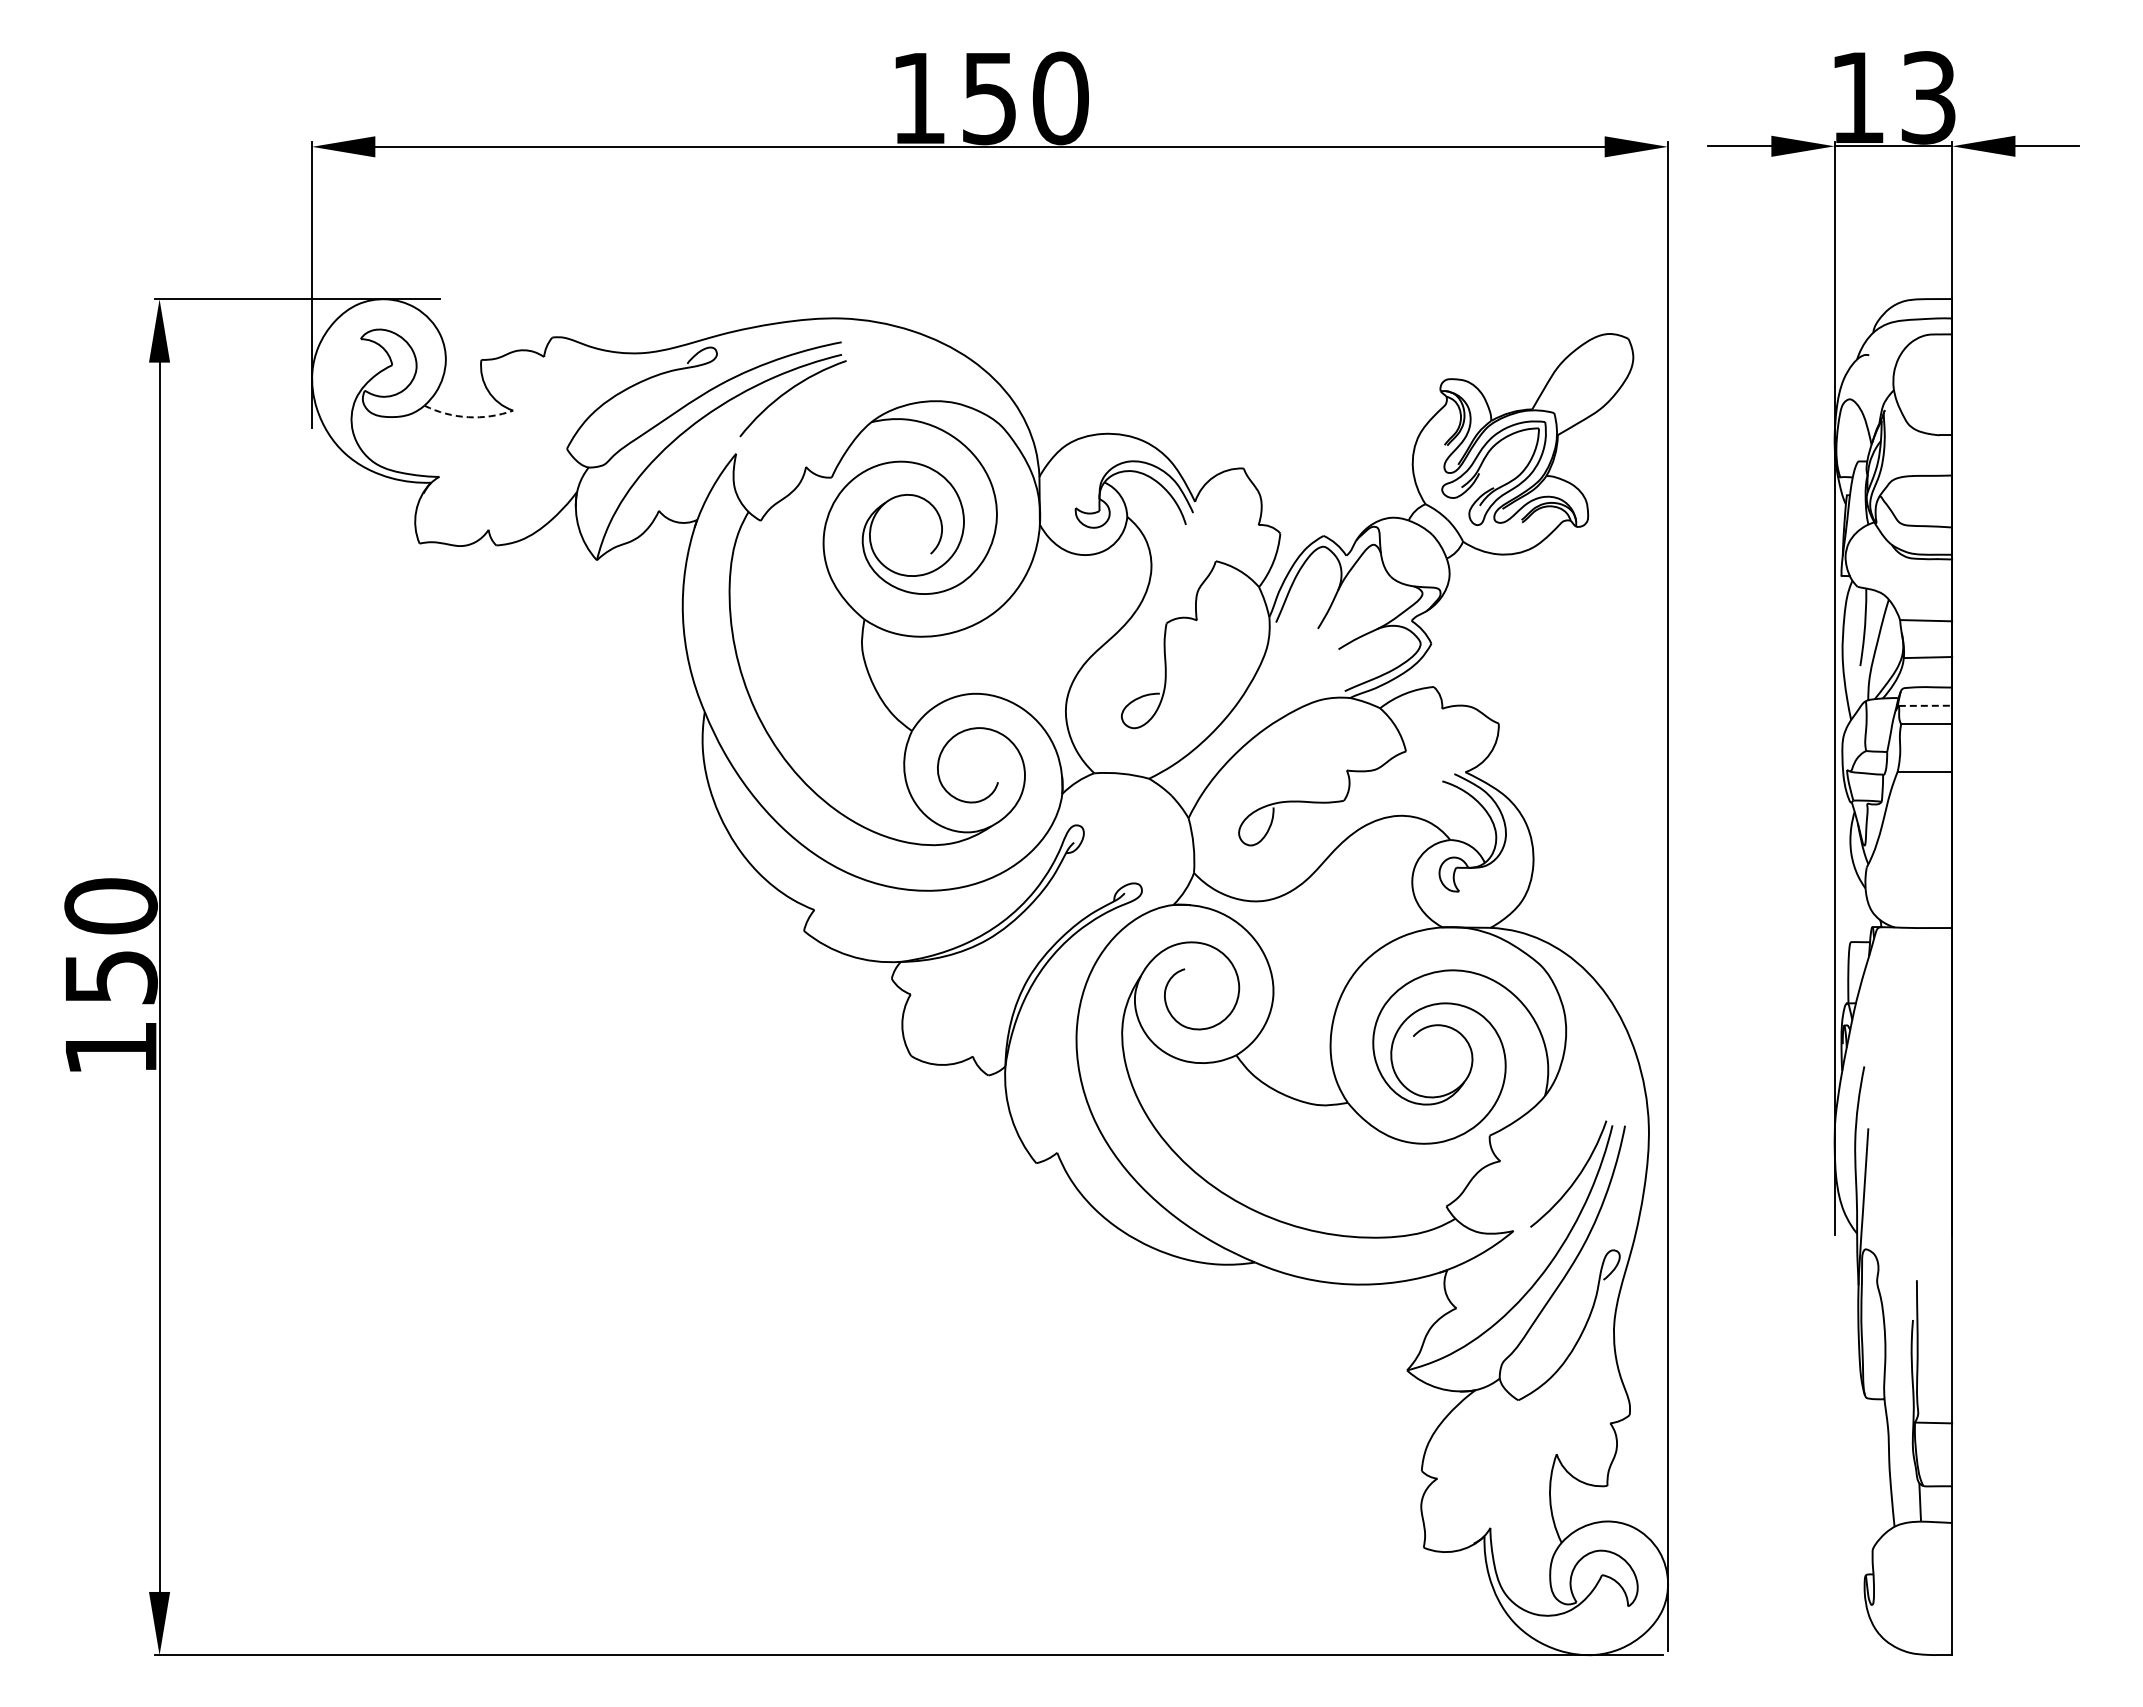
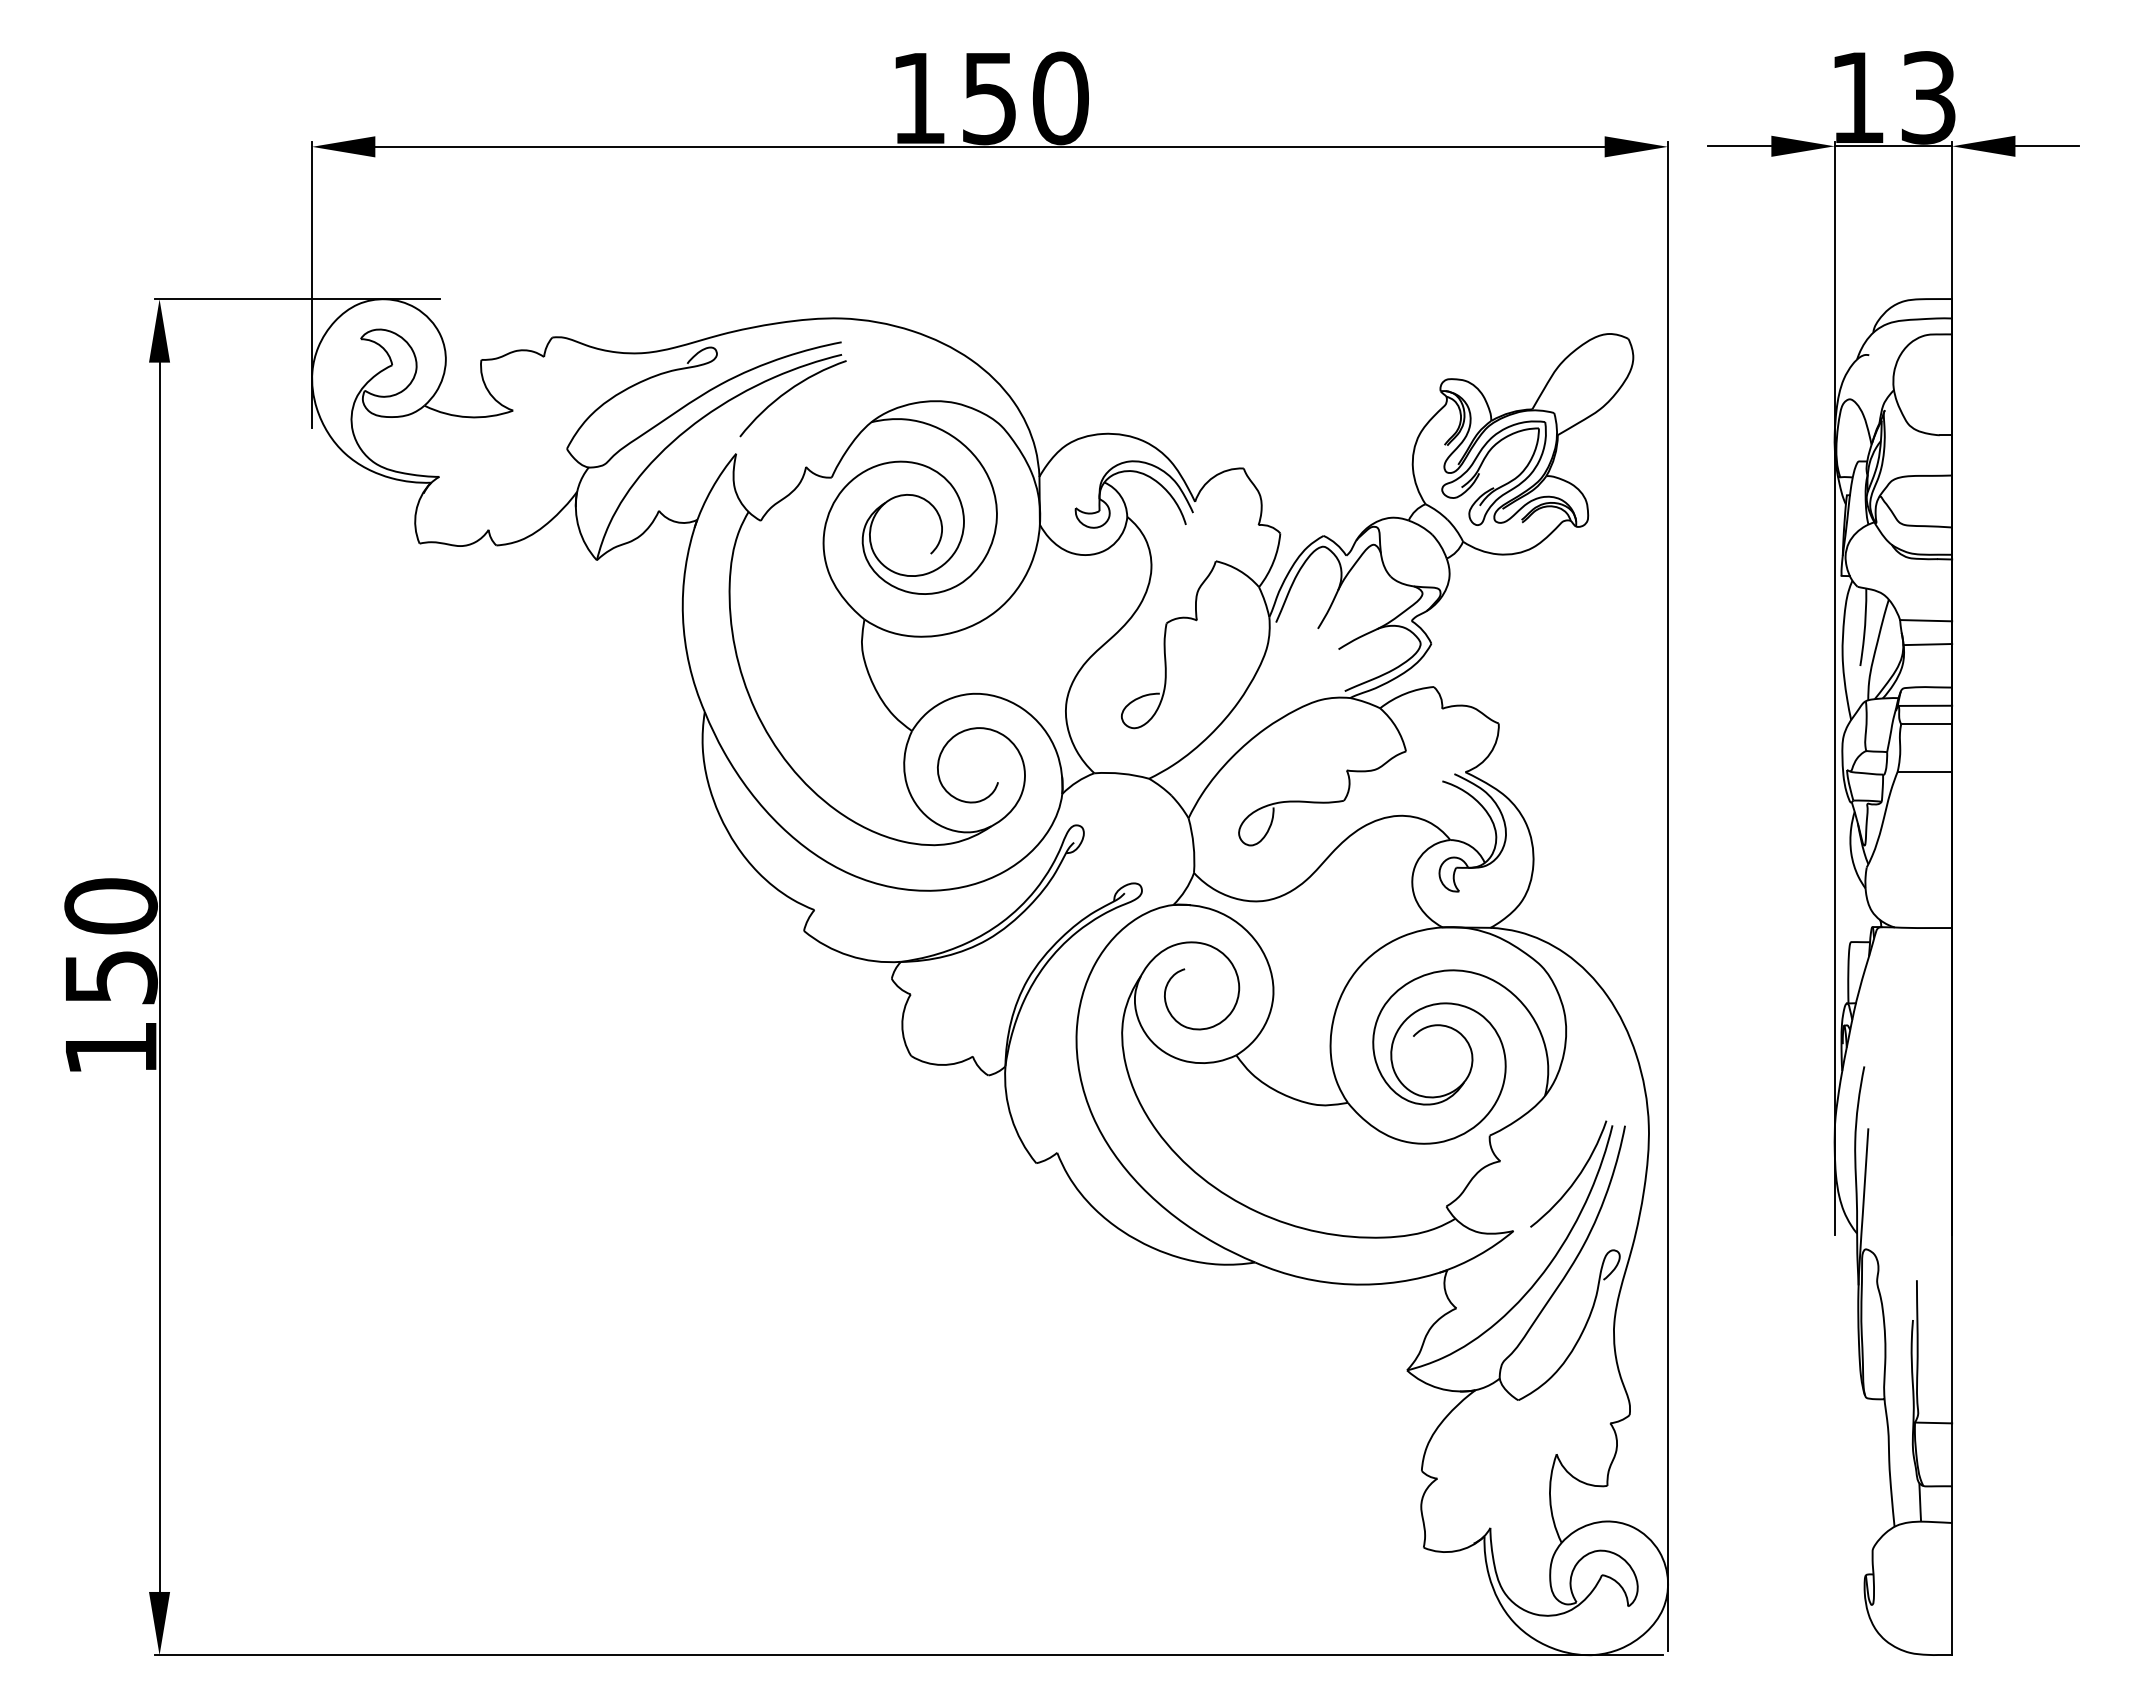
arc: dashed -> solid (468, 417)
line position: (1927, 657) -> (1927, 644) (1927, 644)
line: dashed -> solid (1925, 705)
